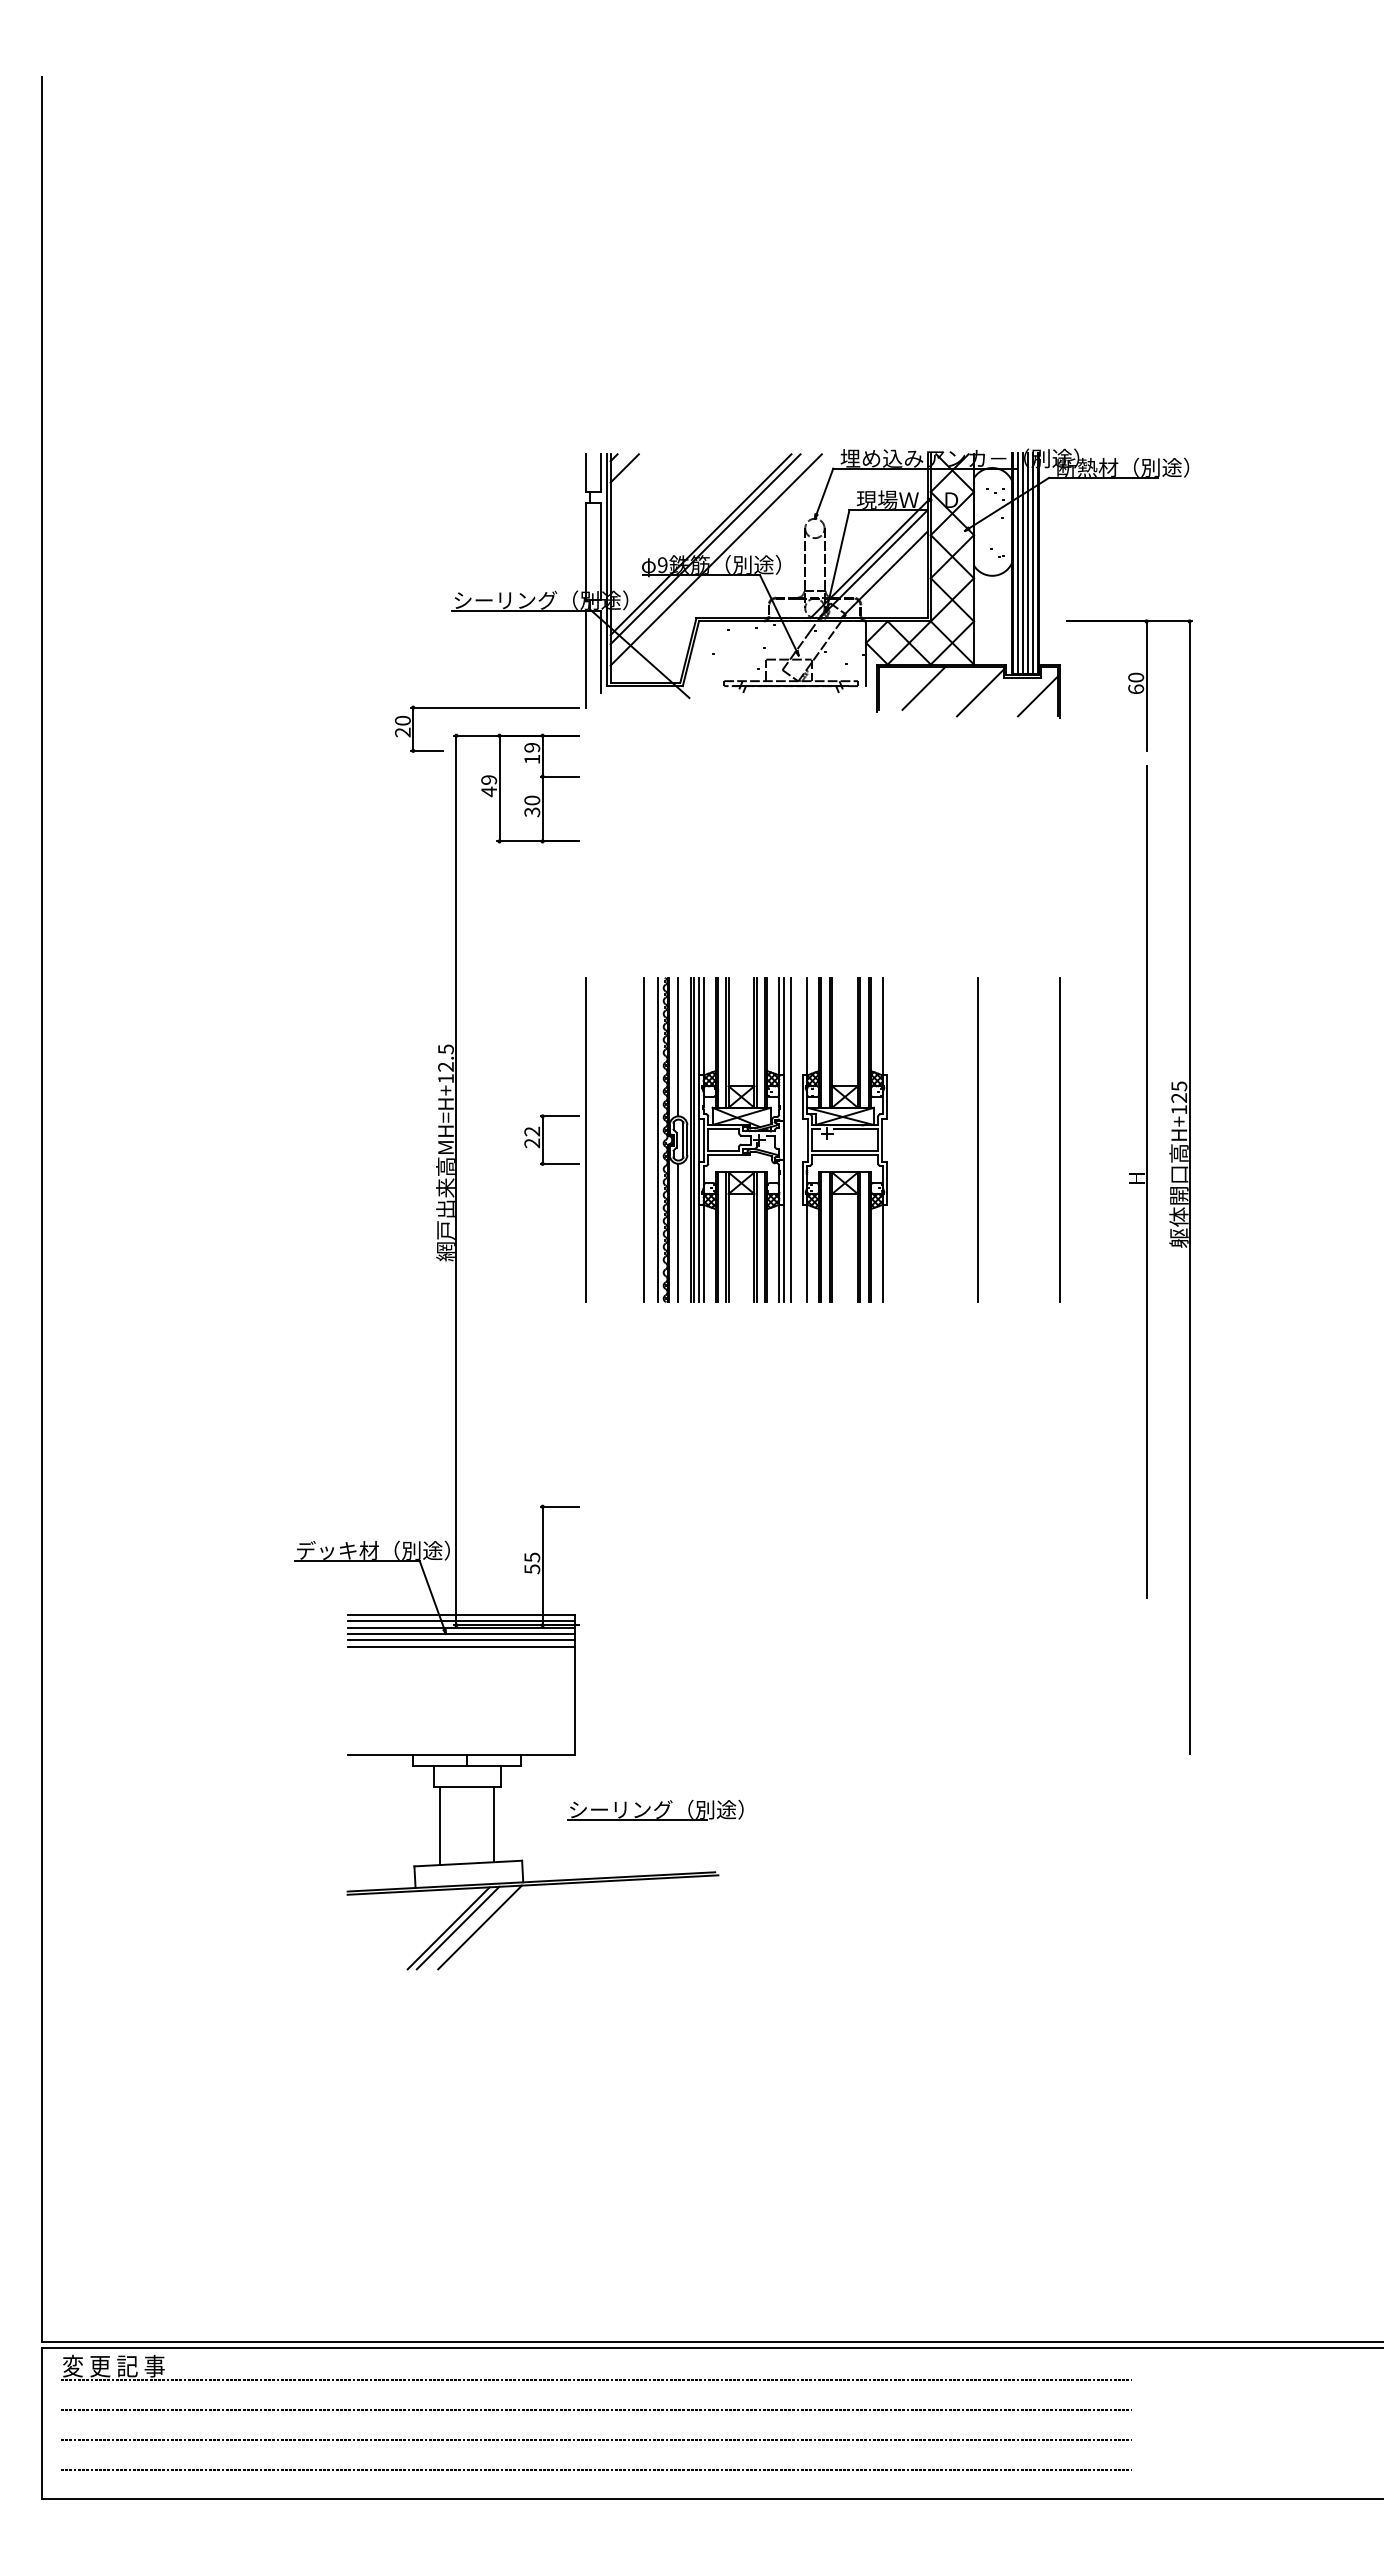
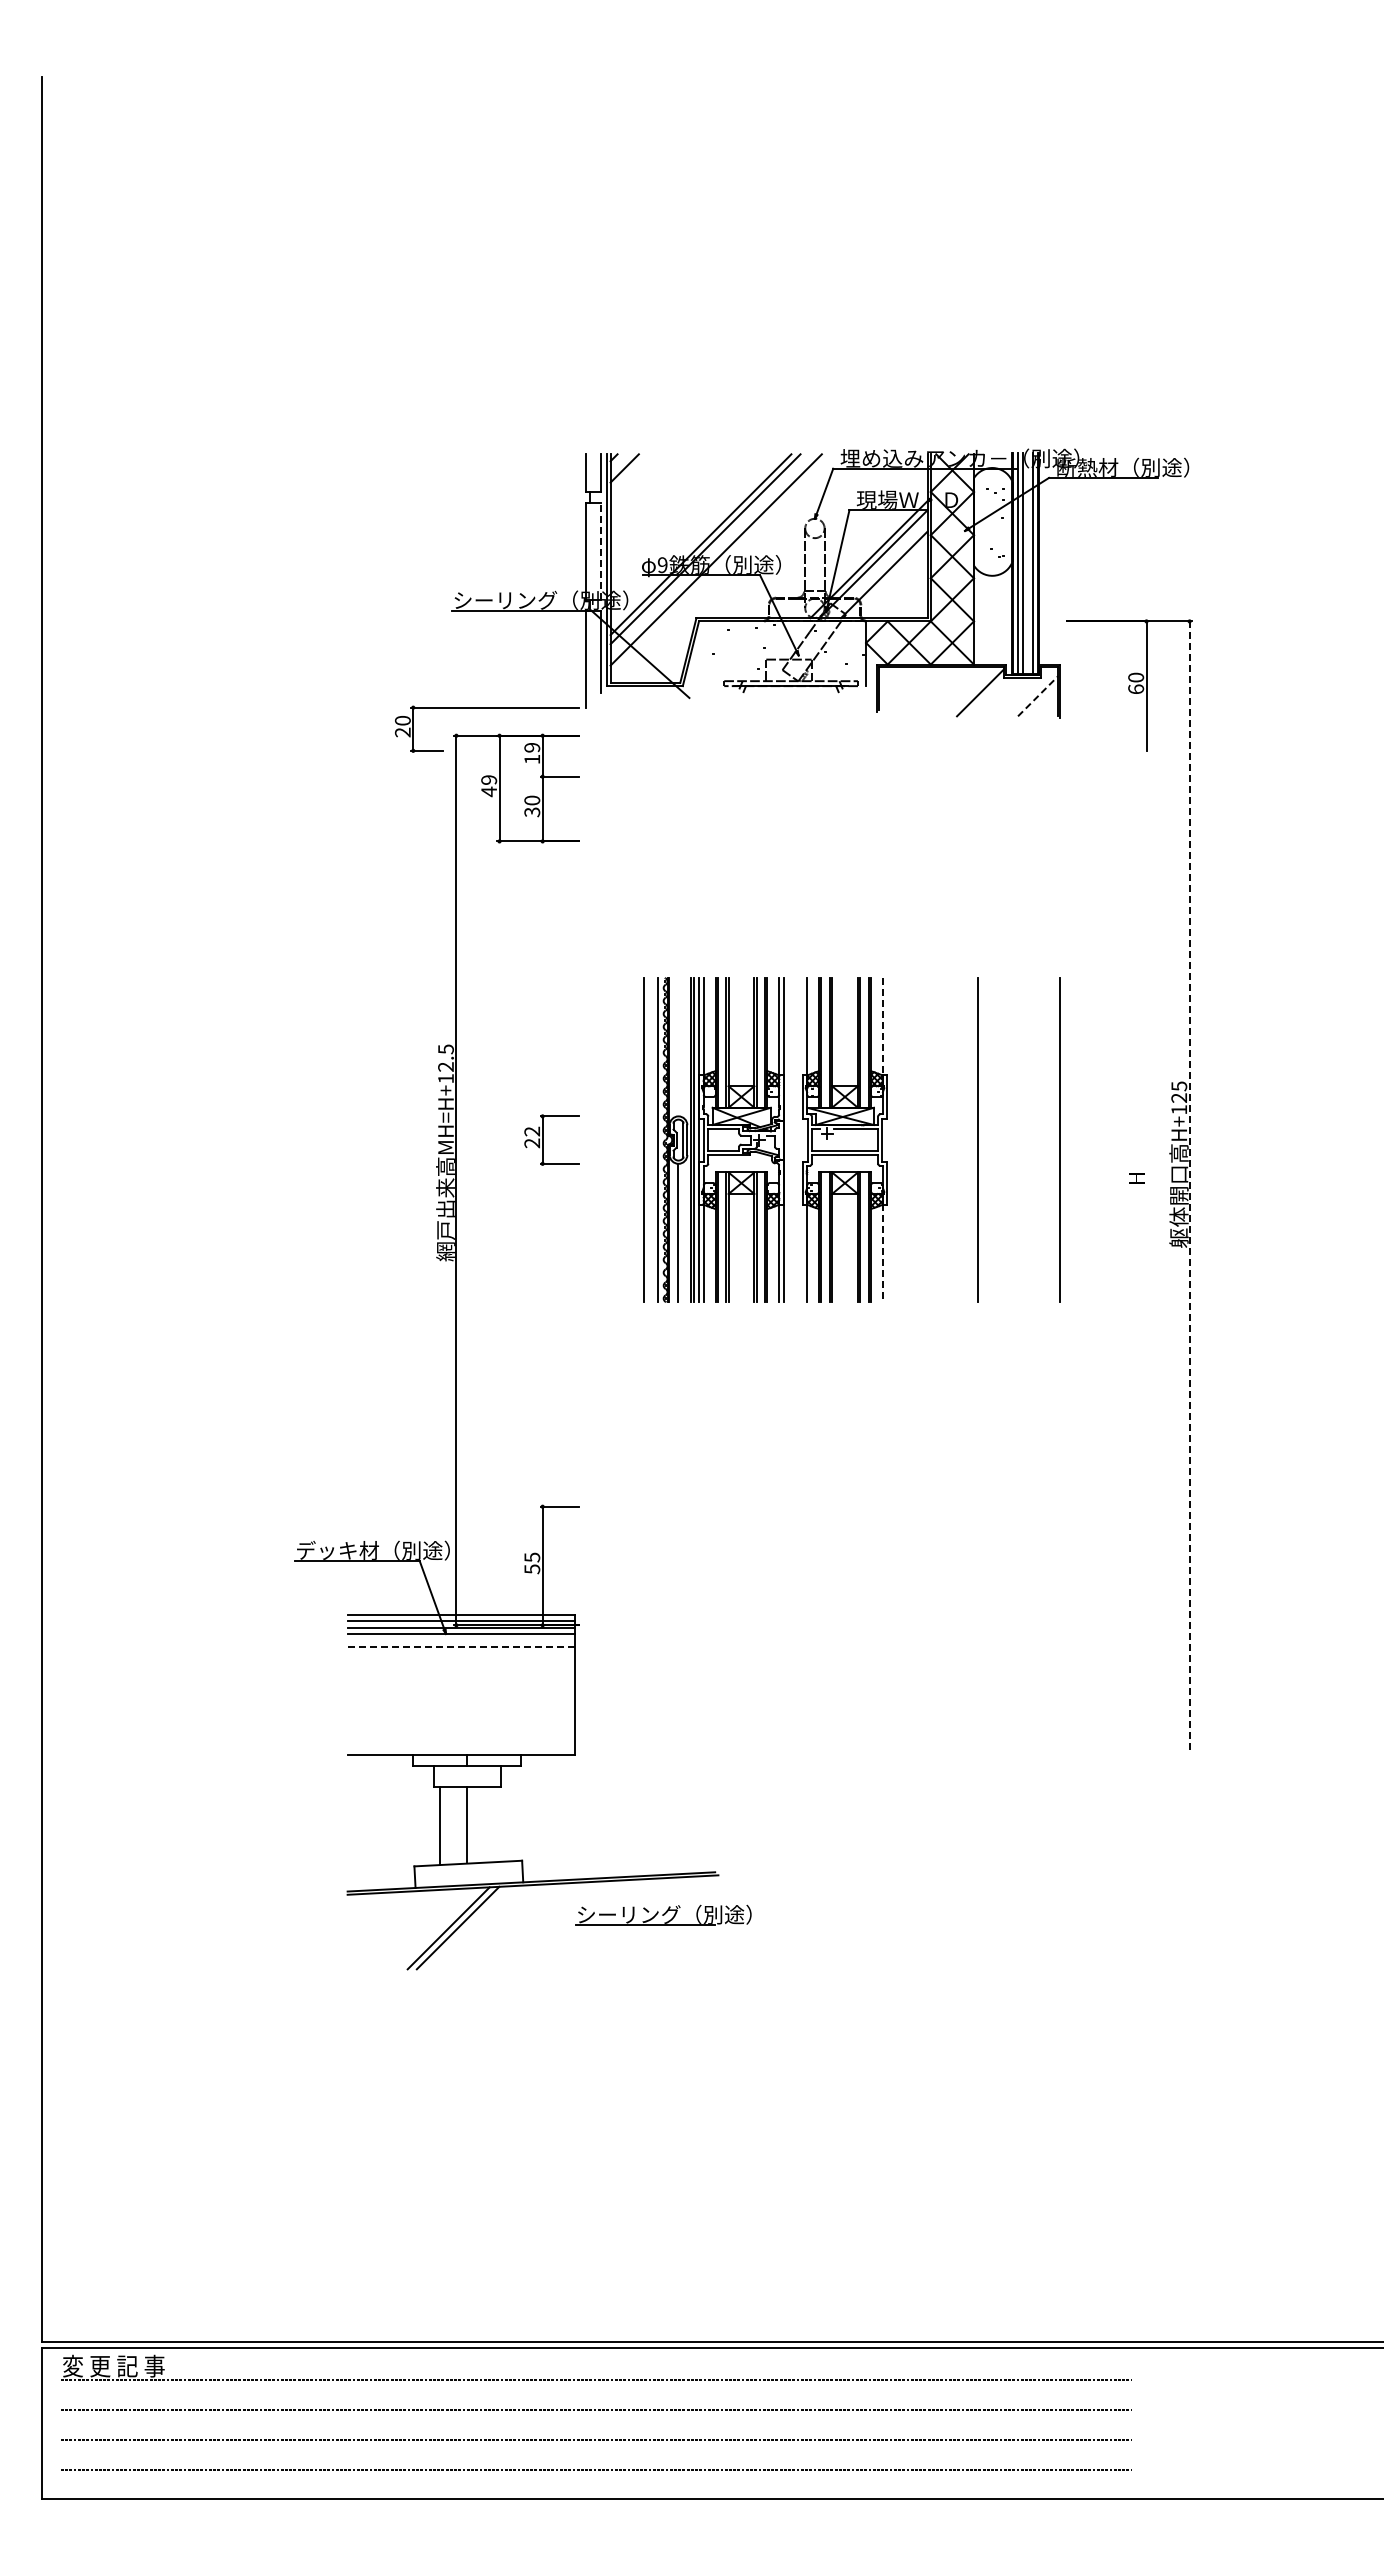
line: solid -> dashed (600, 551)
line: present -> none (1027, 563)
line: present -> none (923, 687)
line: solid -> dashed (1038, 695)
line: solid -> dashed (882, 1027)
line: present -> none (678, 1046)
line: present -> none (585, 1139)
line: present -> none (791, 1139)
line: present -> none (1146, 1181)
line: solid -> dashed (1189, 1188)
line: solid -> dashed (882, 1253)
line: present -> none (461, 1640)
line: solid -> dashed (461, 1646)
part position: (655, 1809) -> (663, 1914) (663, 1914)
line position: (494, 1824) -> (467, 1824) (467, 1824)
line: present -> none (479, 1927)
